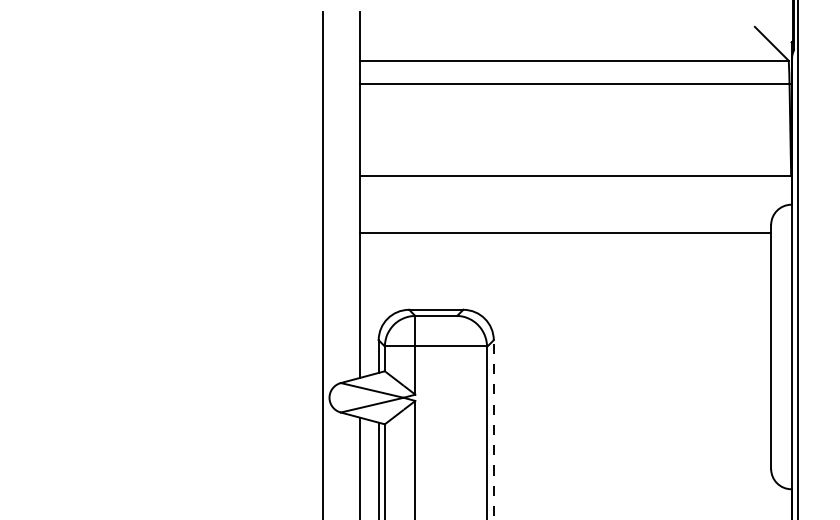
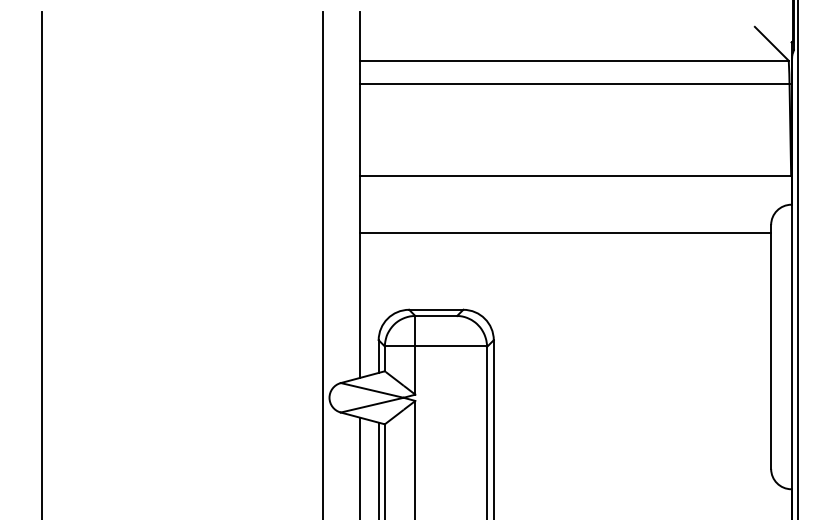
line: none -> present (41, 263)
line: dashed -> solid (493, 429)
